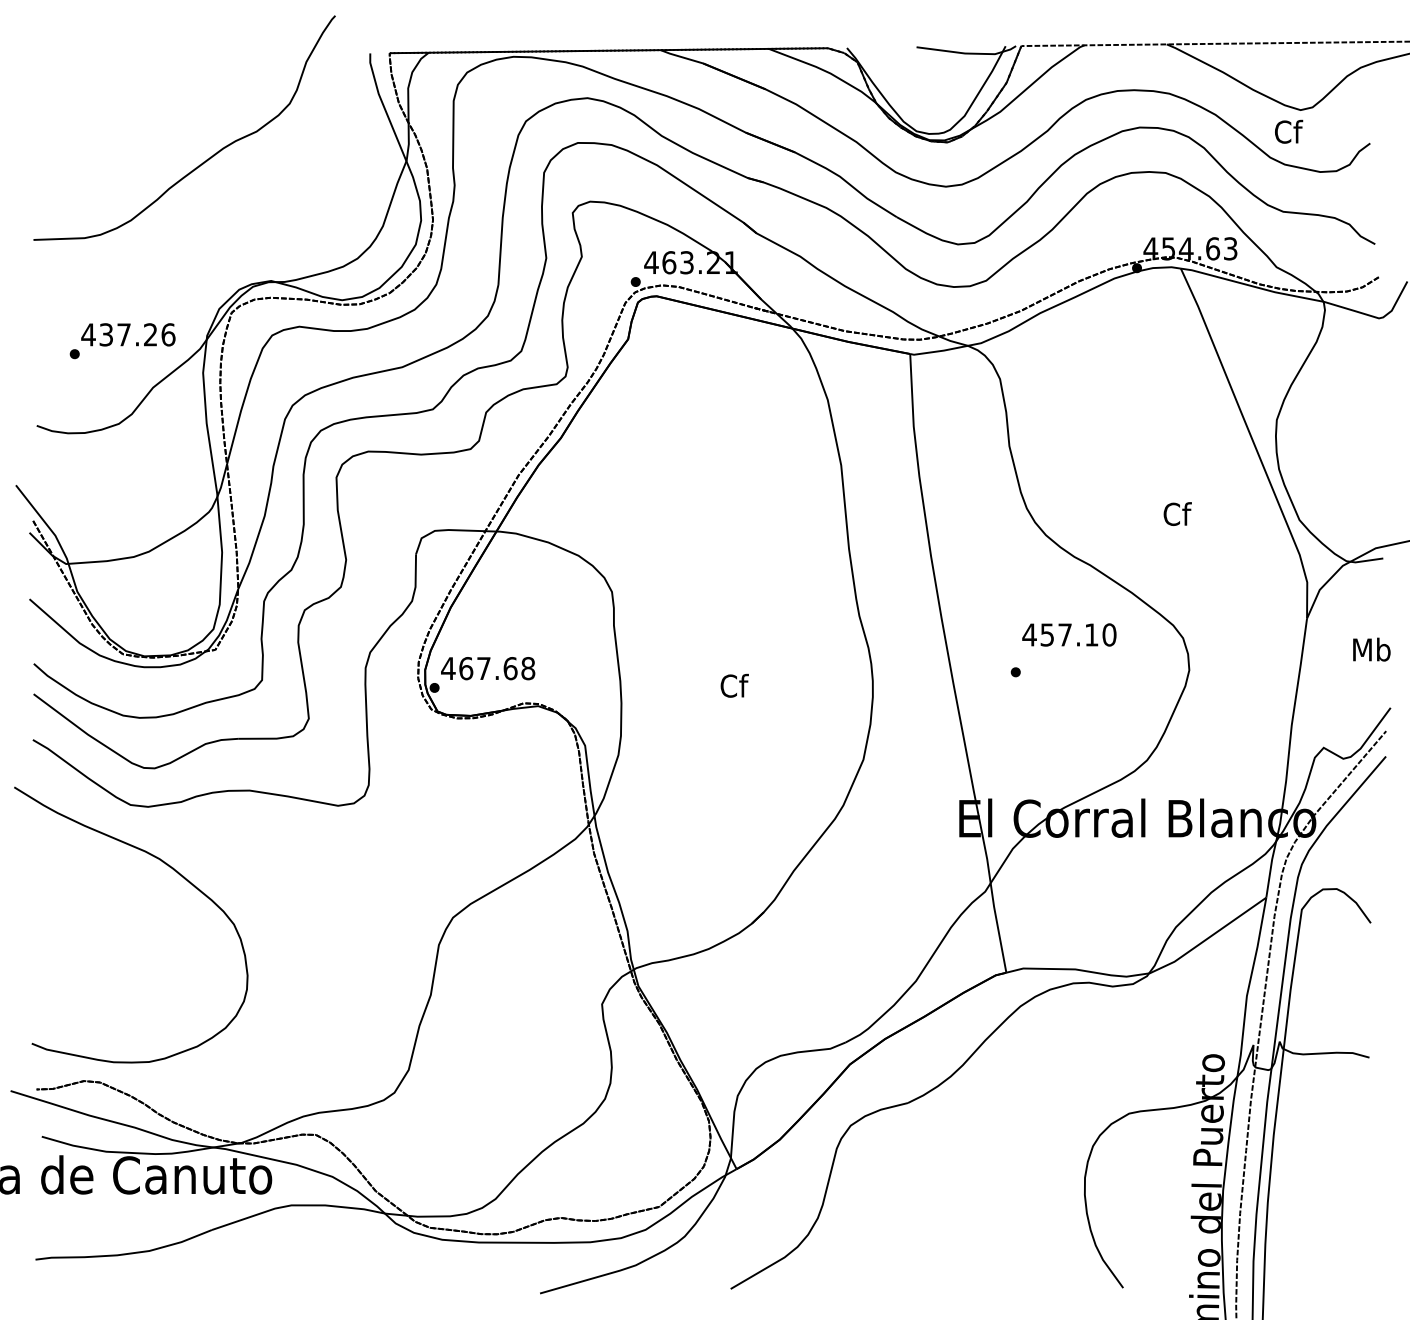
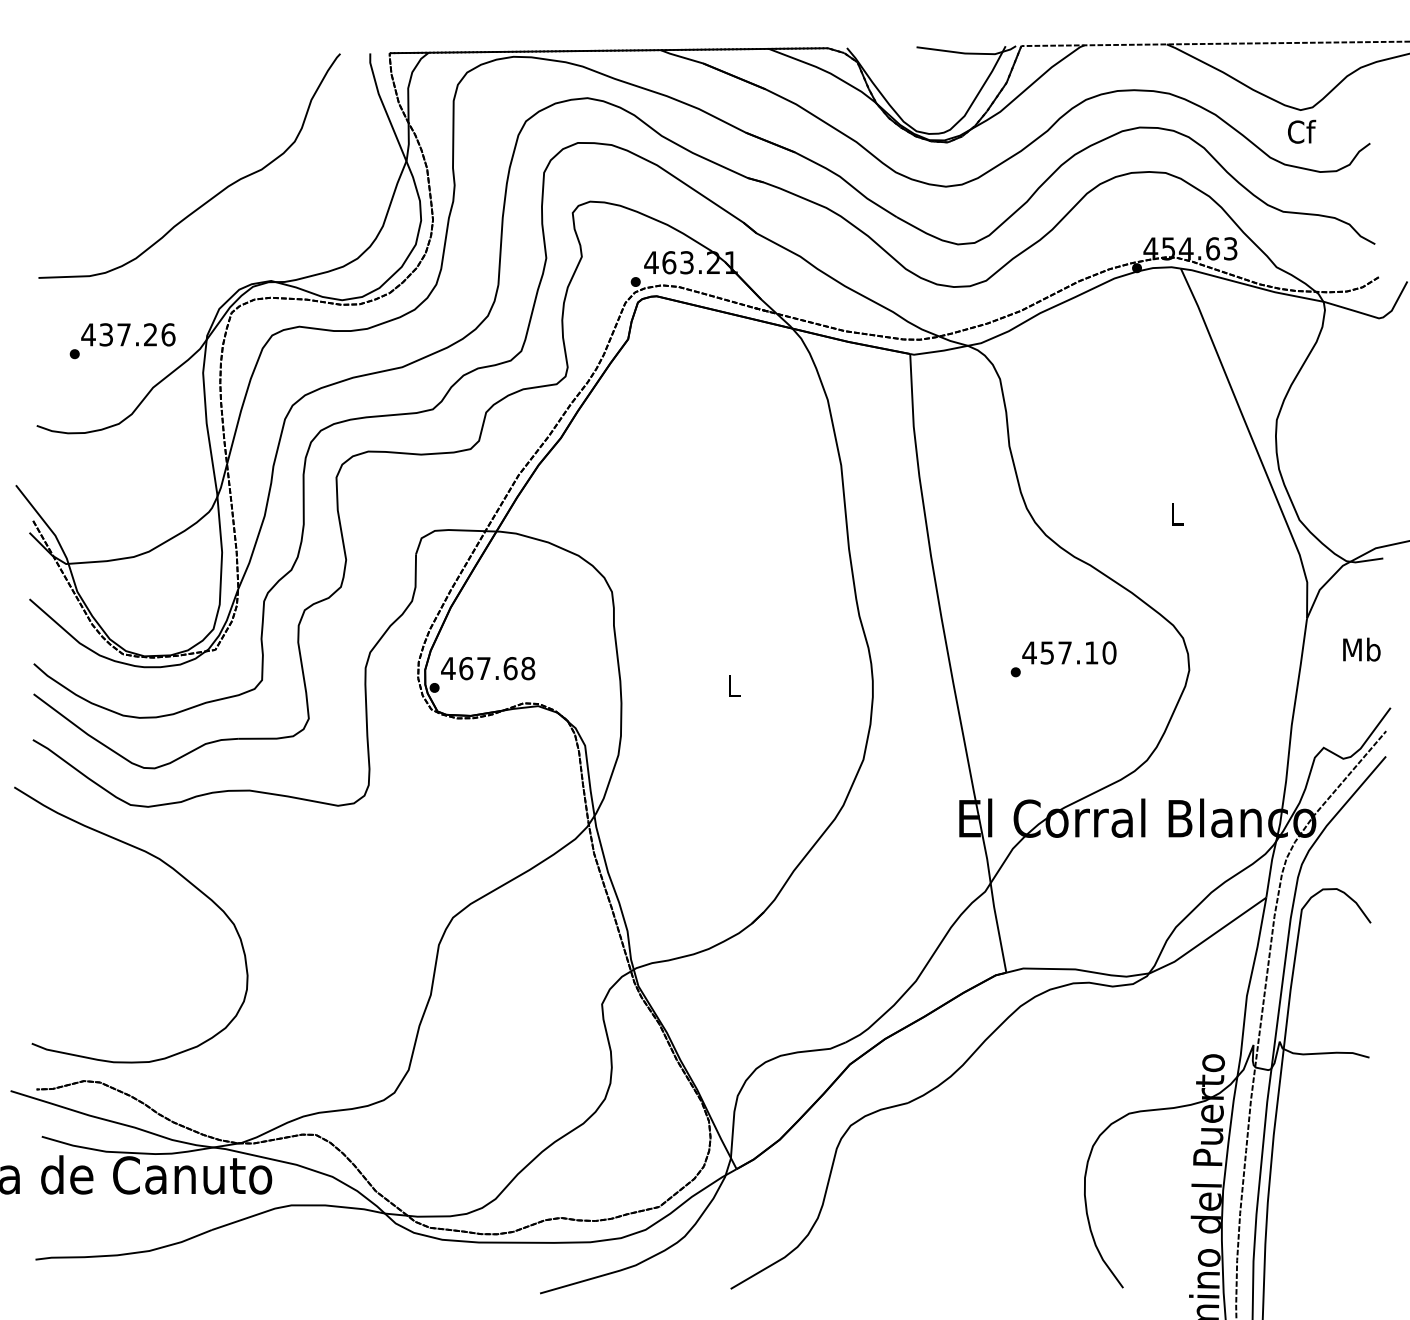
text position: (1289, 131) -> (1302, 131) (1302, 131)
curve position: (206, 159) -> (211, 197) (211, 197)
text: Cf -> L (1177, 514)
text position: (1069, 634) -> (1069, 652) (1069, 652)
text position: (1371, 649) -> (1361, 649) (1361, 649)
text: Cf -> L (734, 685)
